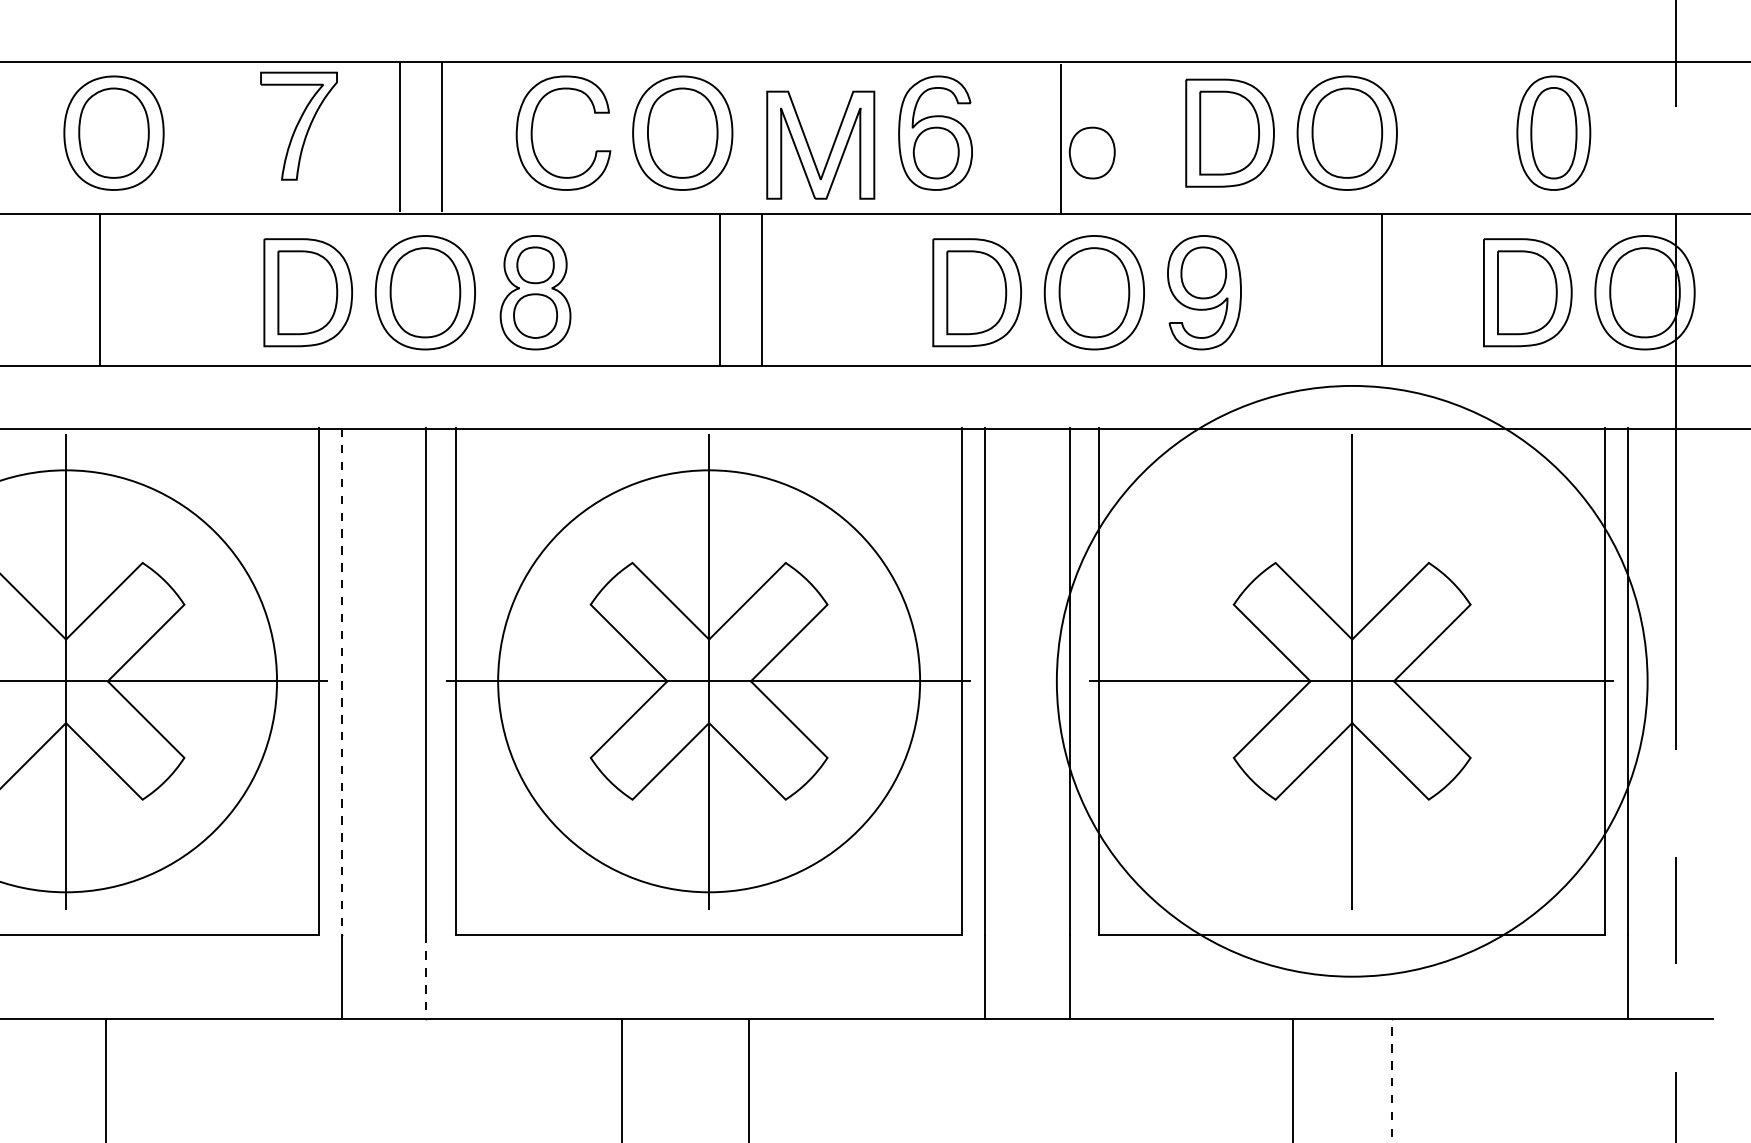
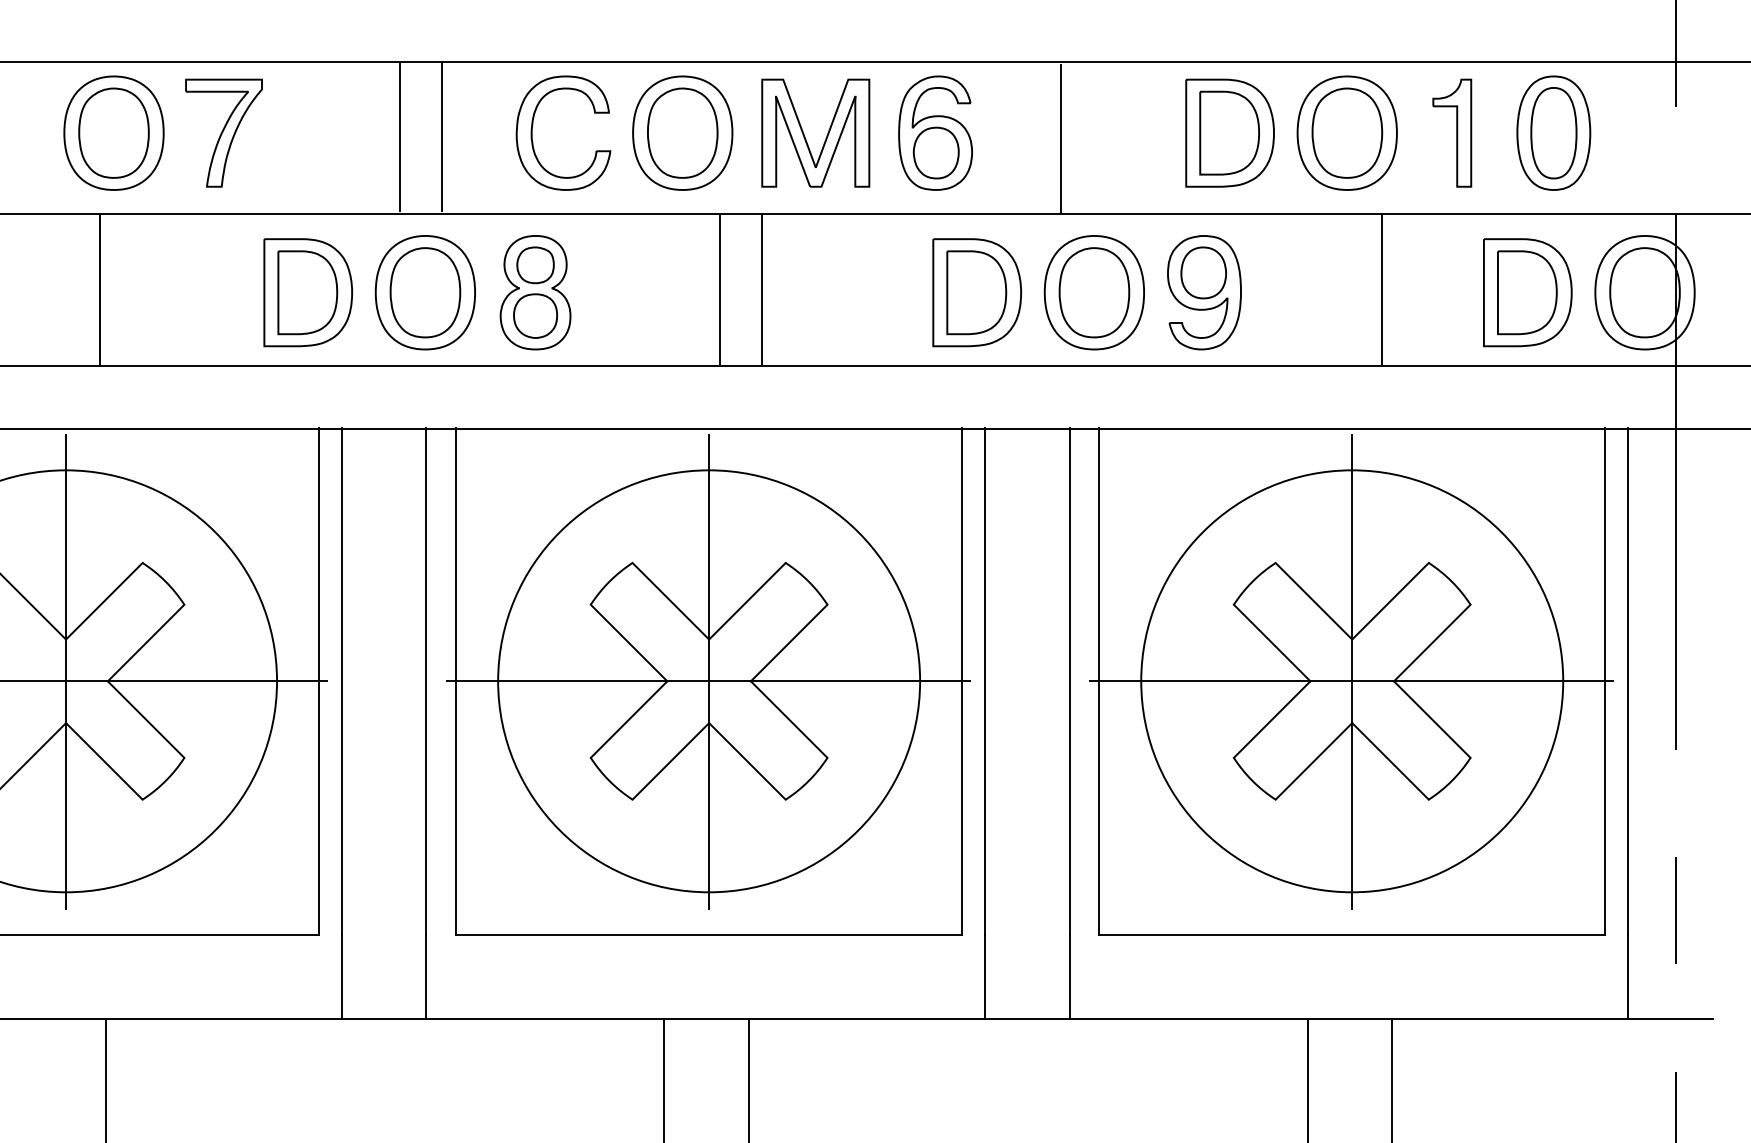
part position: (298, 125) -> (223, 132) (223, 132)
part: none -> present (1452, 132)
part position: (810, 148) -> (805, 136) (805, 136)
part: present -> none (1091, 152)
circle diameter: 591 px -> 422 px (1352, 681)
line: dashed -> solid (342, 681)
line: dashed -> solid (426, 977)
line position: (622, 1078) -> (664, 1078) (664, 1078)
line position: (1292, 1078) -> (1307, 1078) (1307, 1078)
line: dashed -> solid (1391, 1080)
